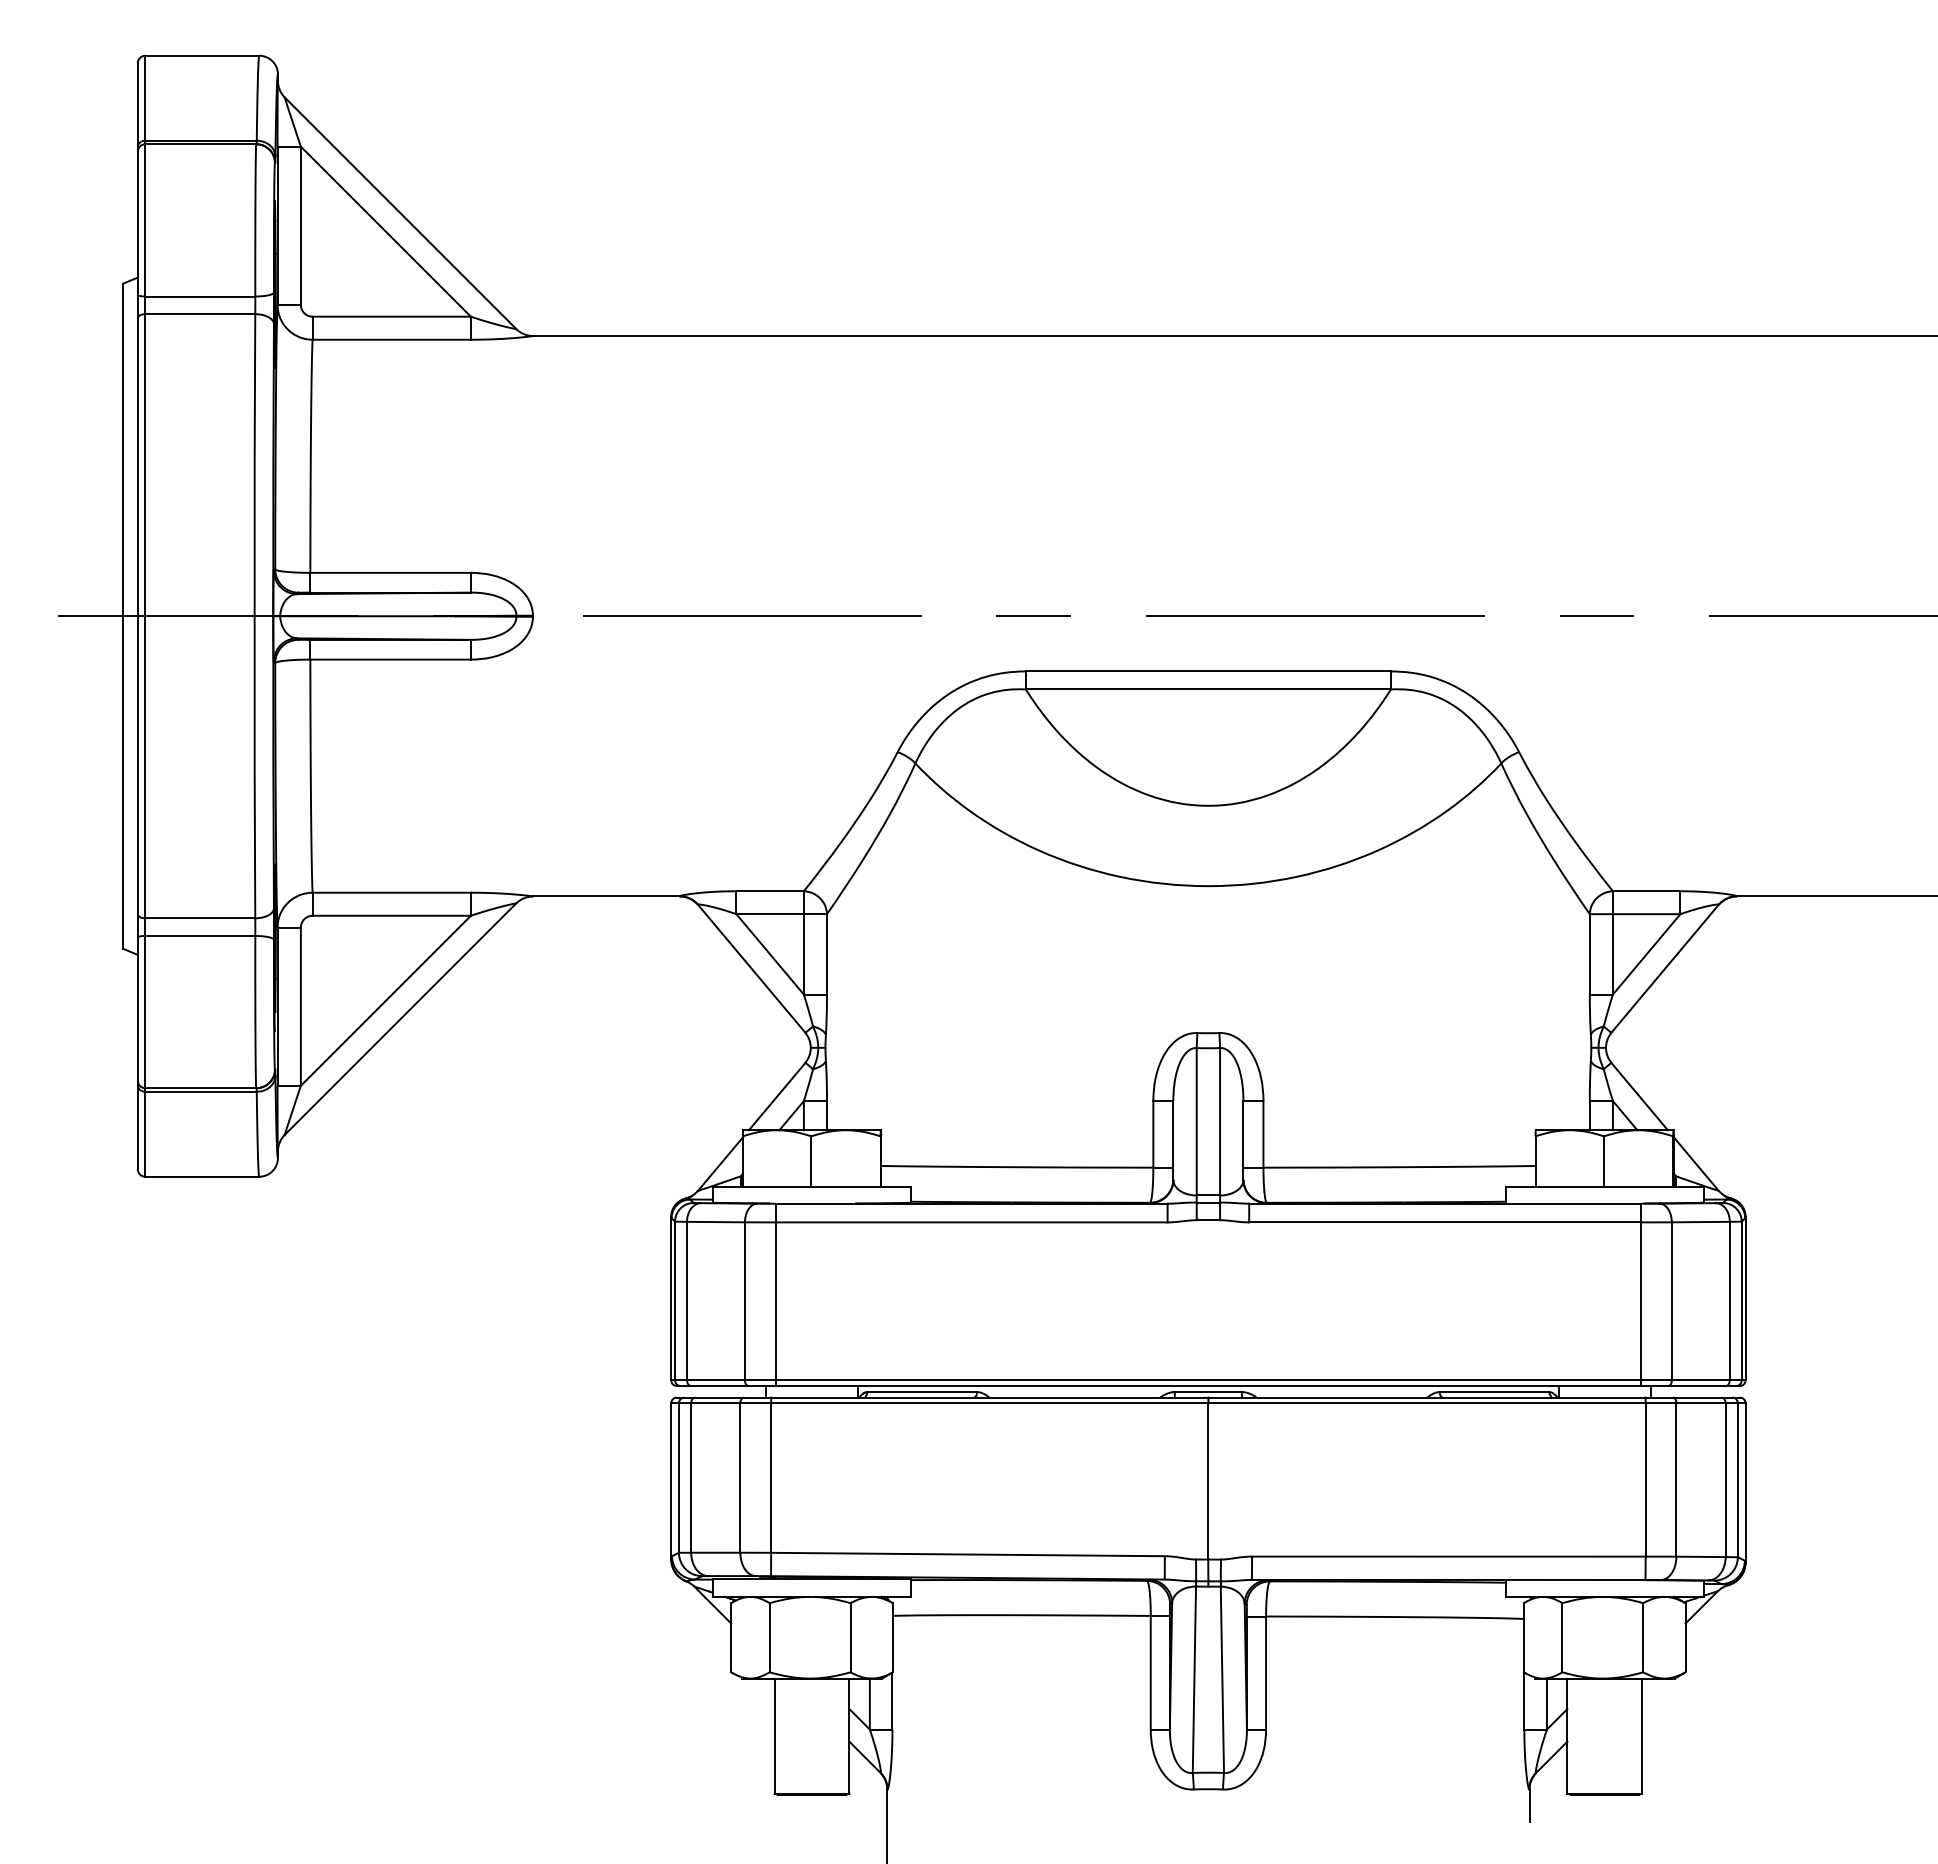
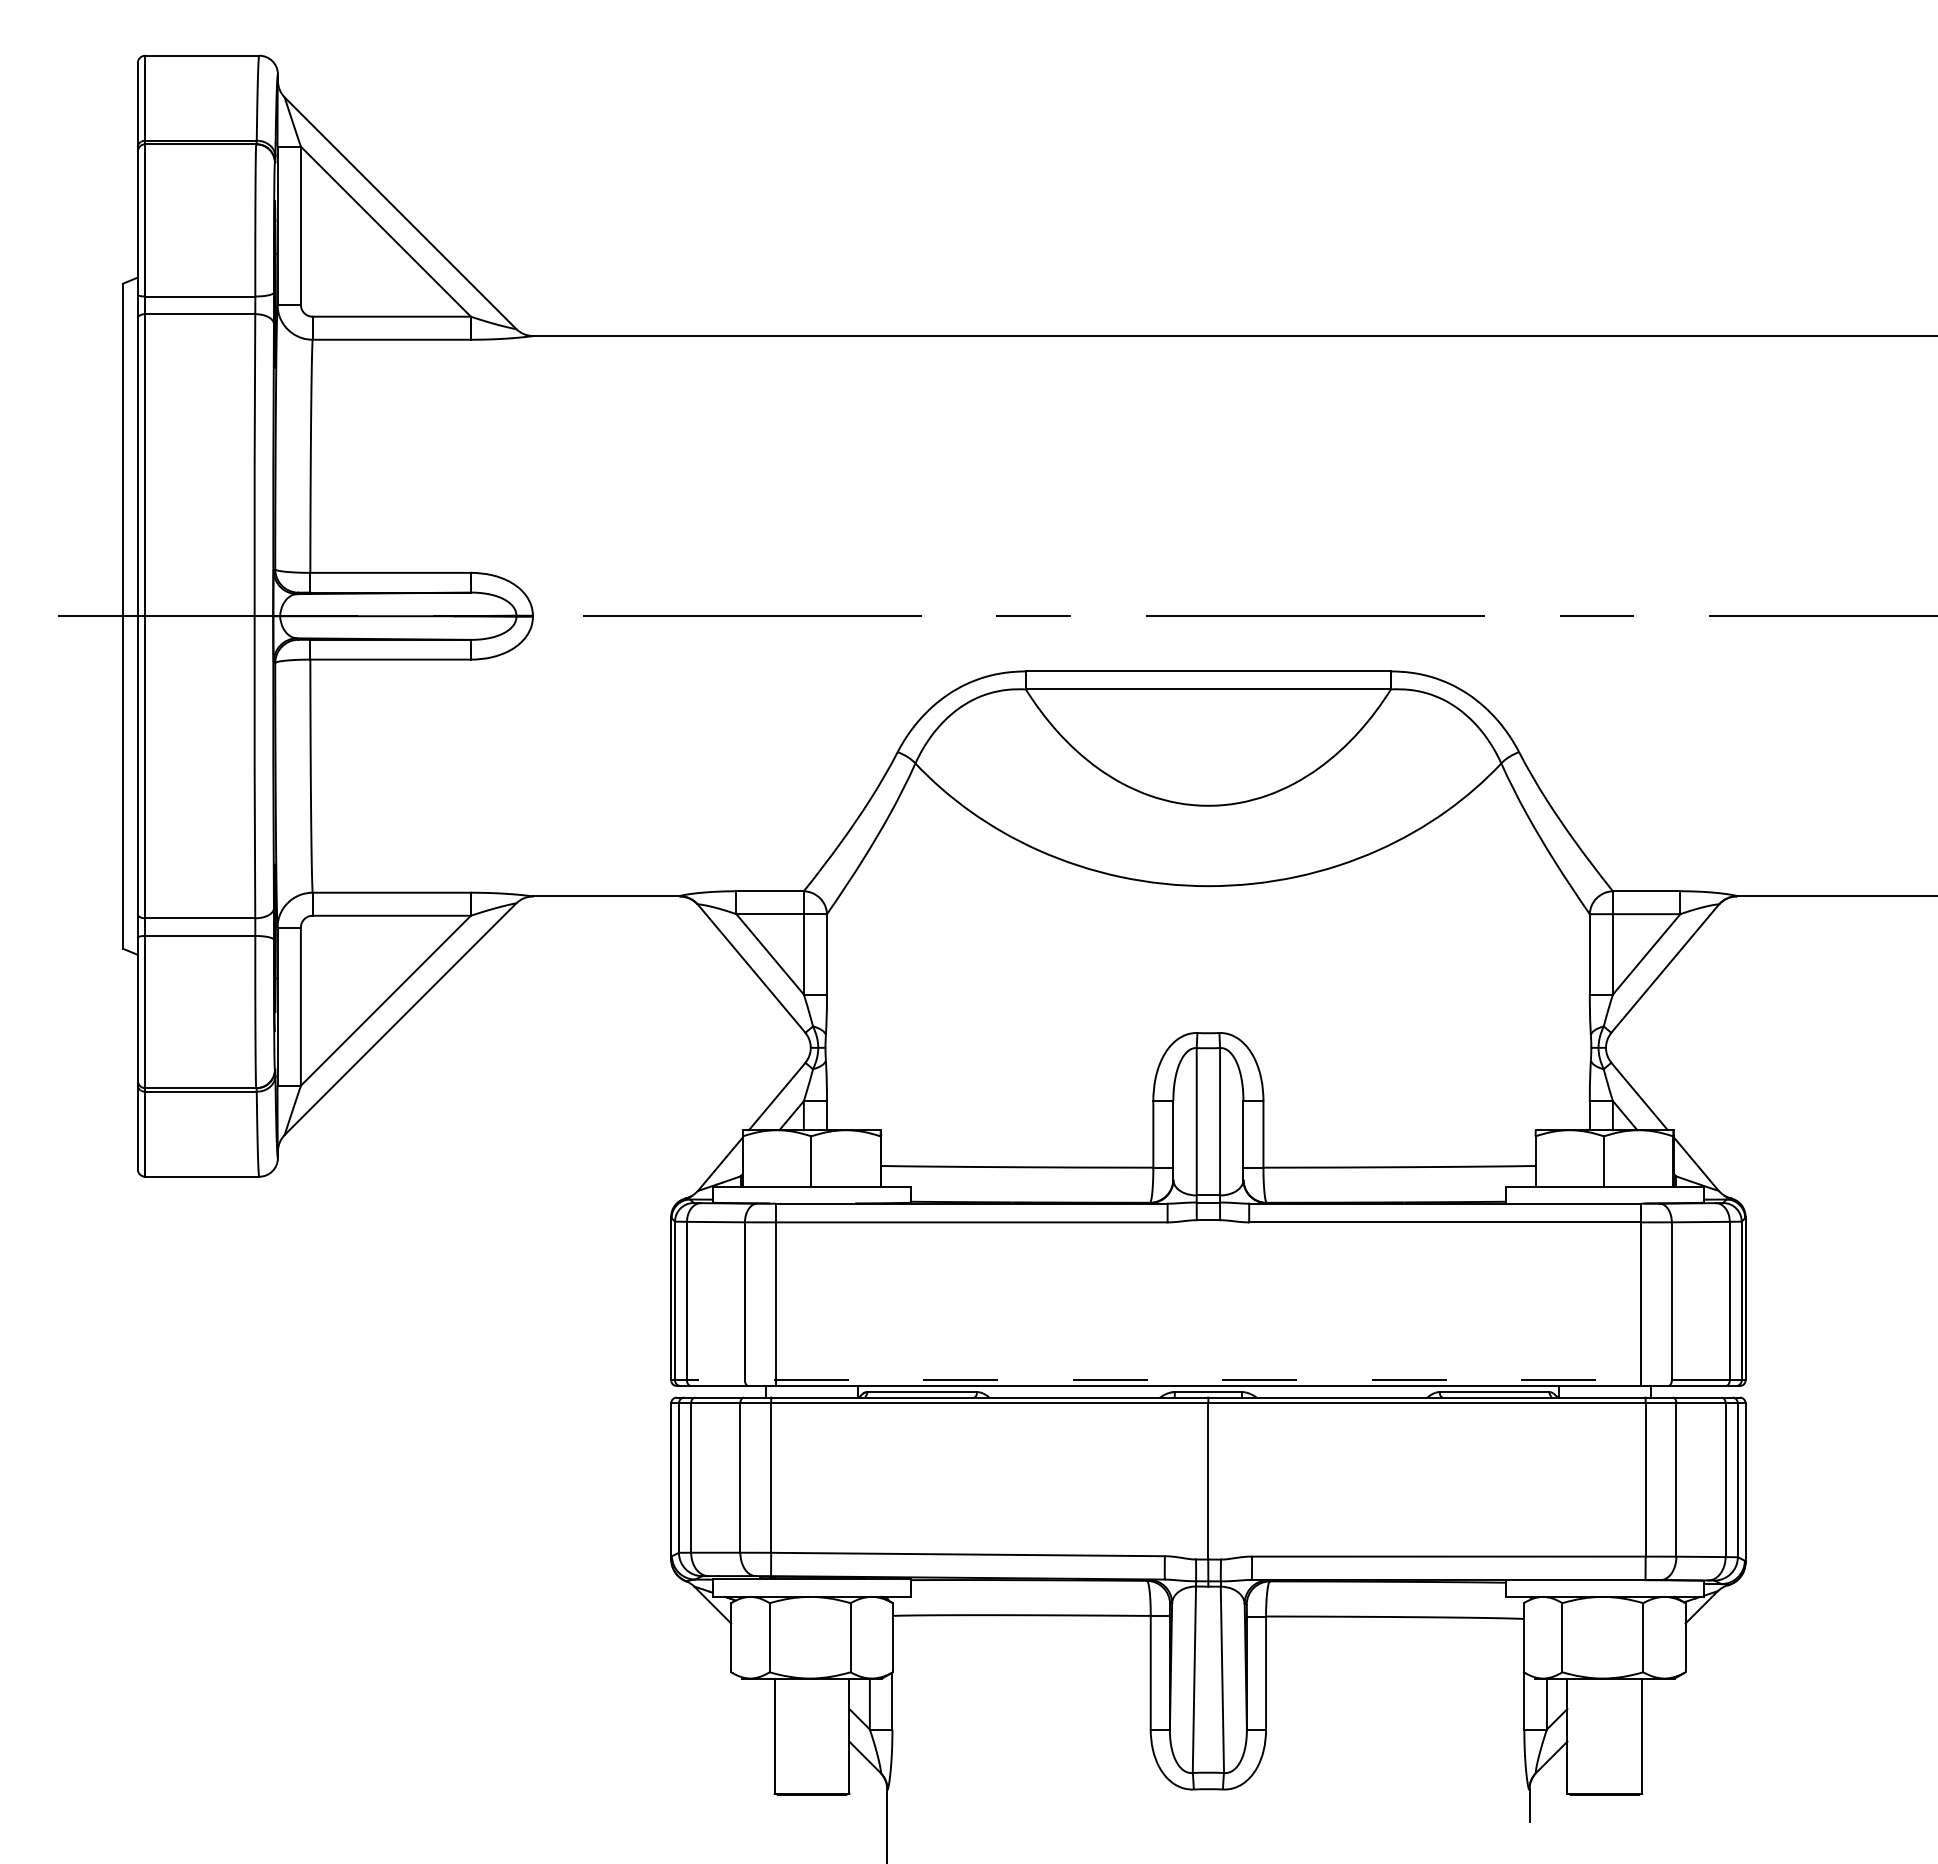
line: solid -> dashed (1207, 1380)
